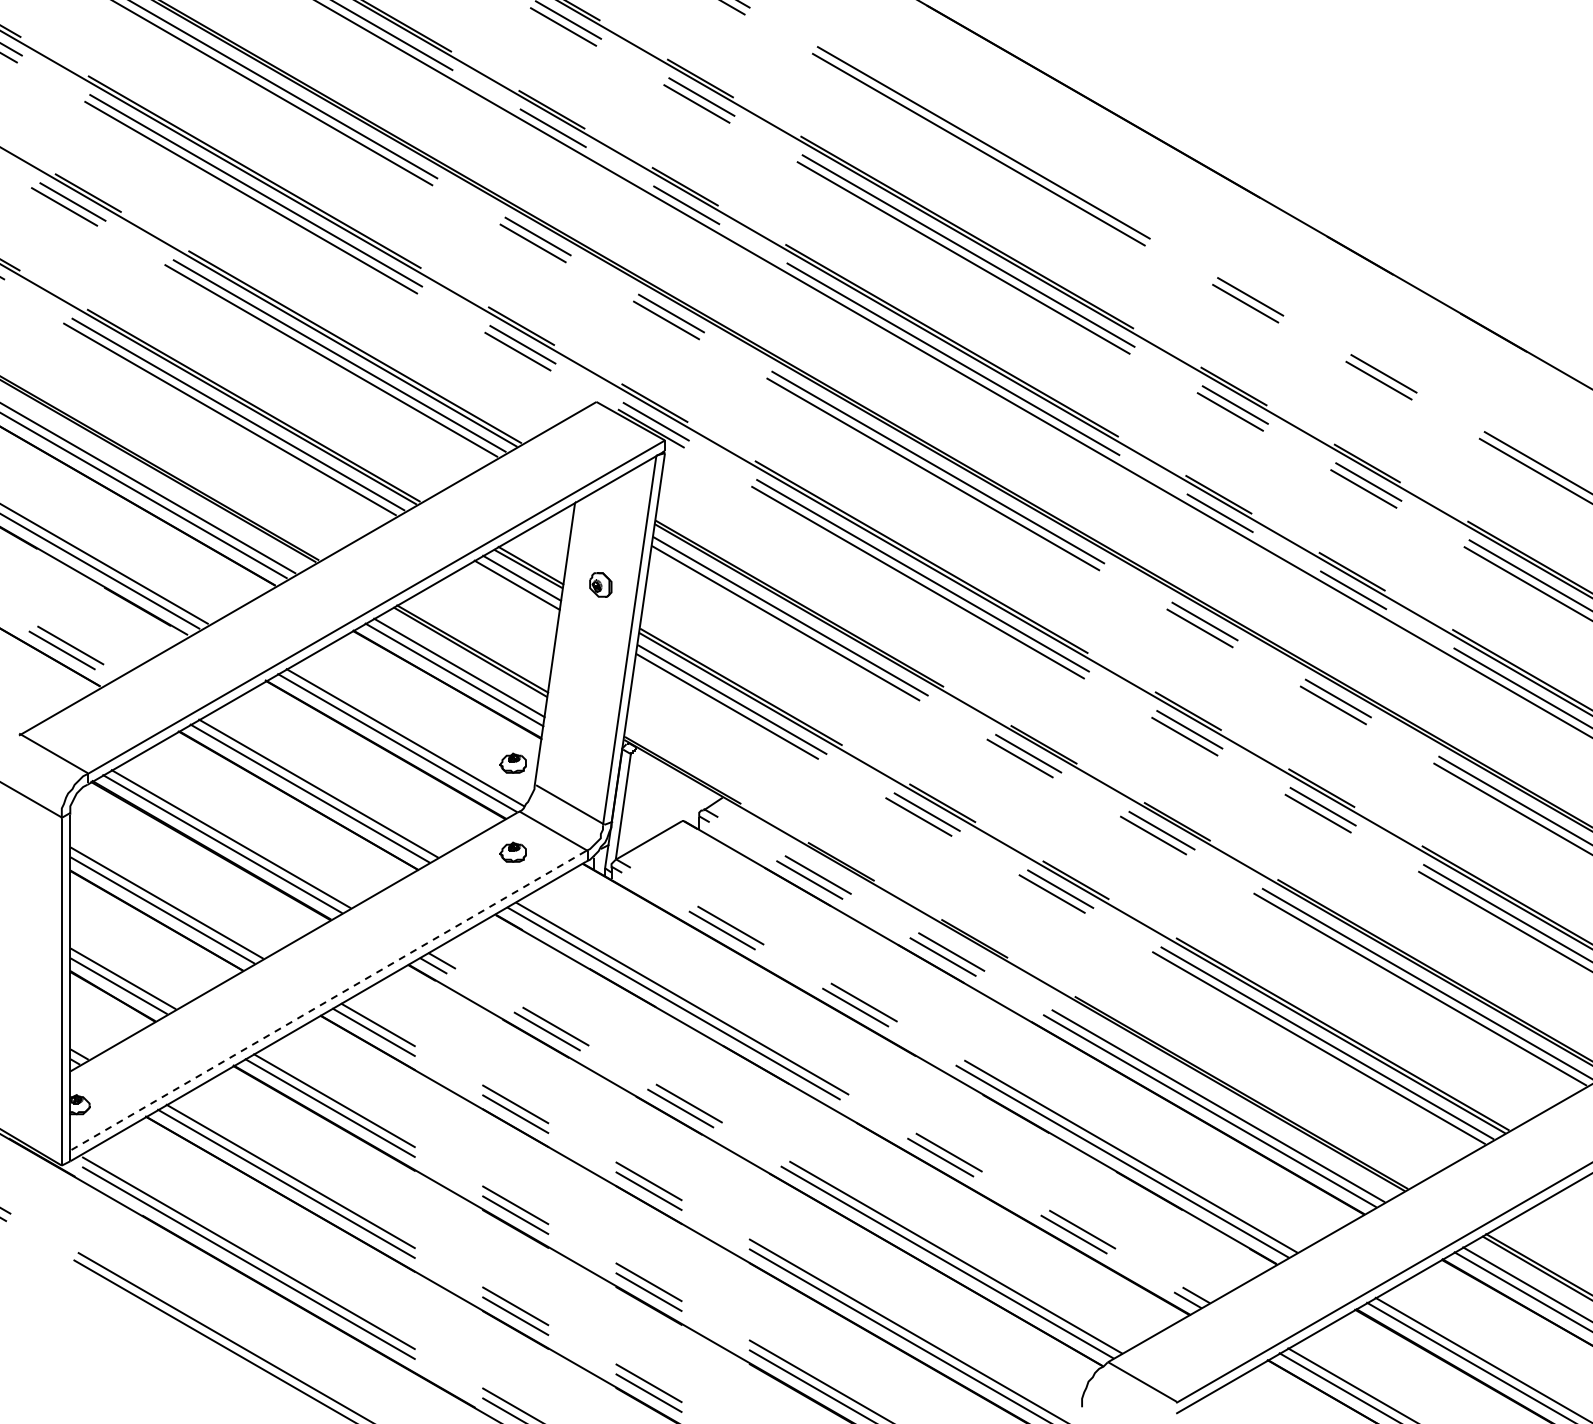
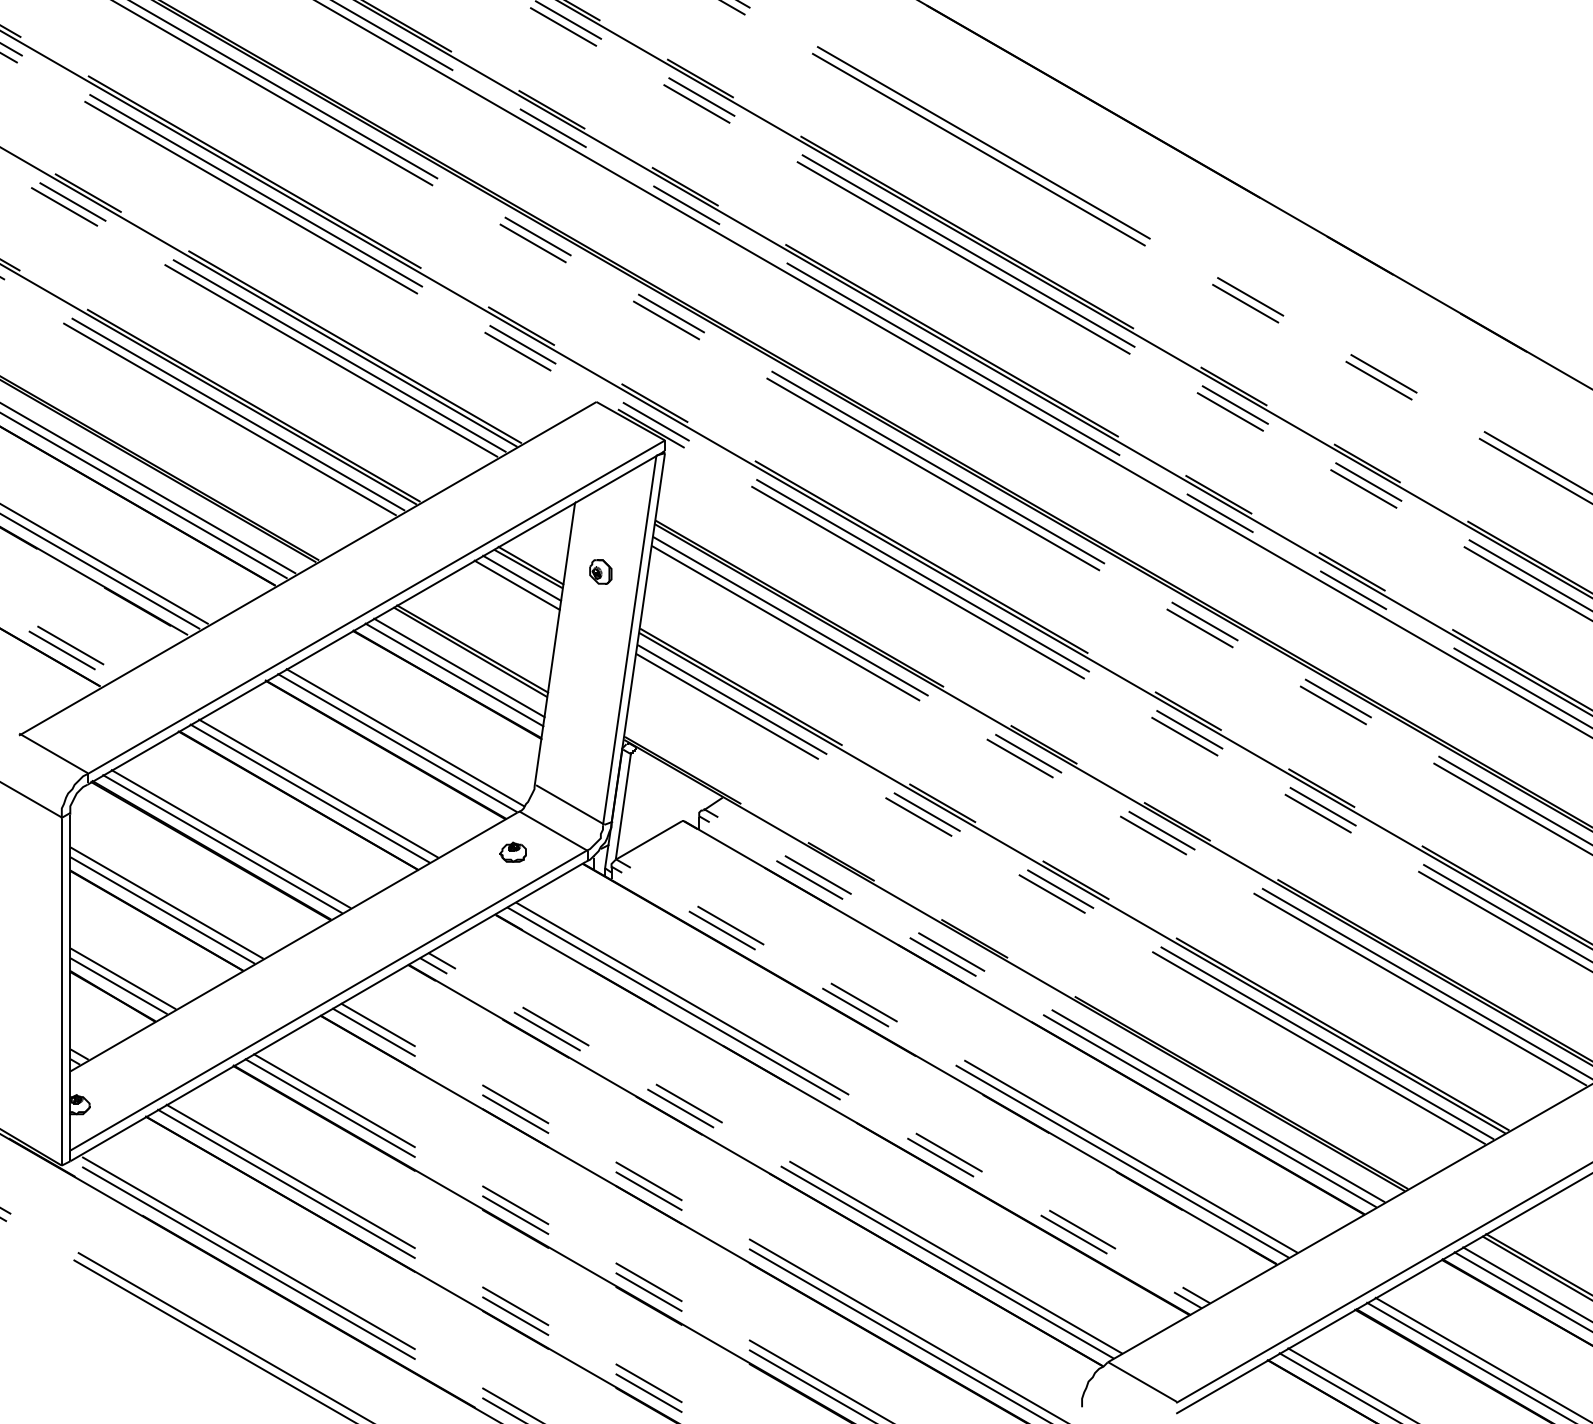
part position: (600, 584) -> (600, 571) (600, 571)
part: present -> none (512, 762)
line: dashed -> solid (327, 1001)
